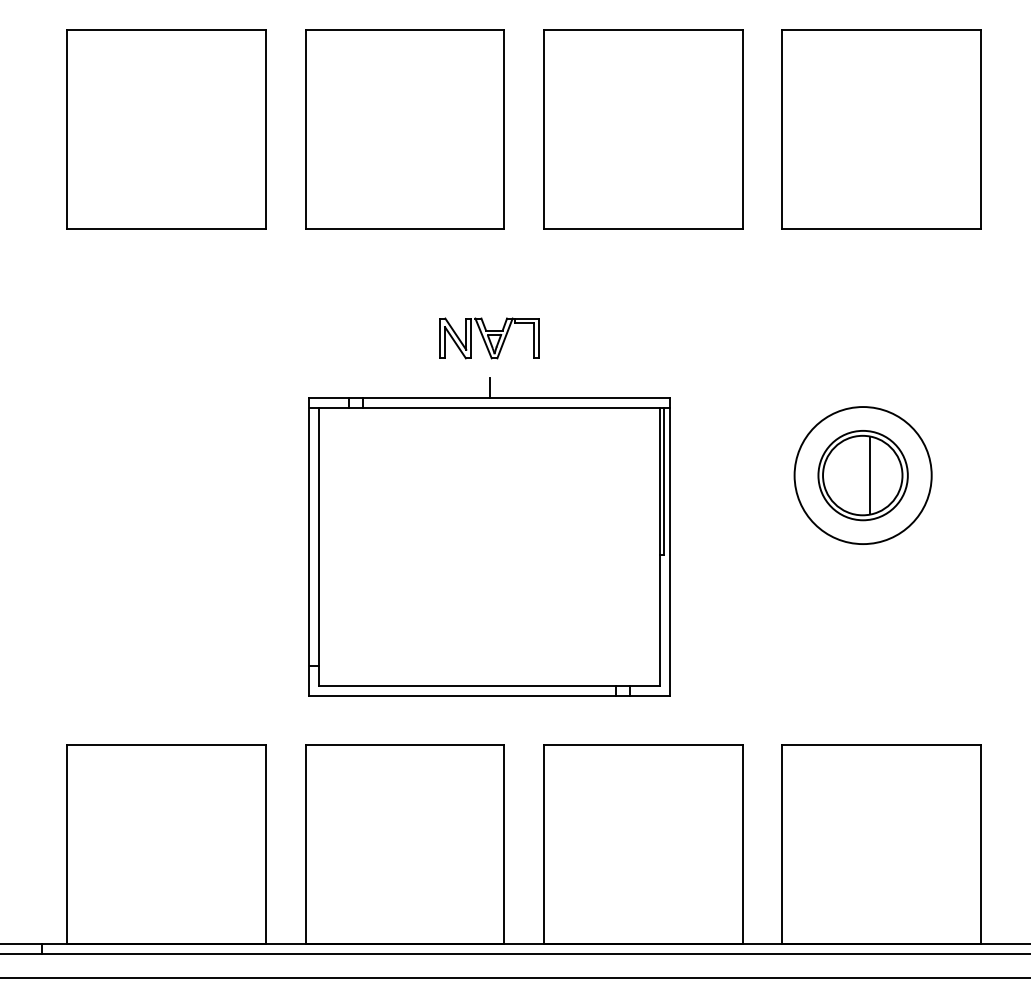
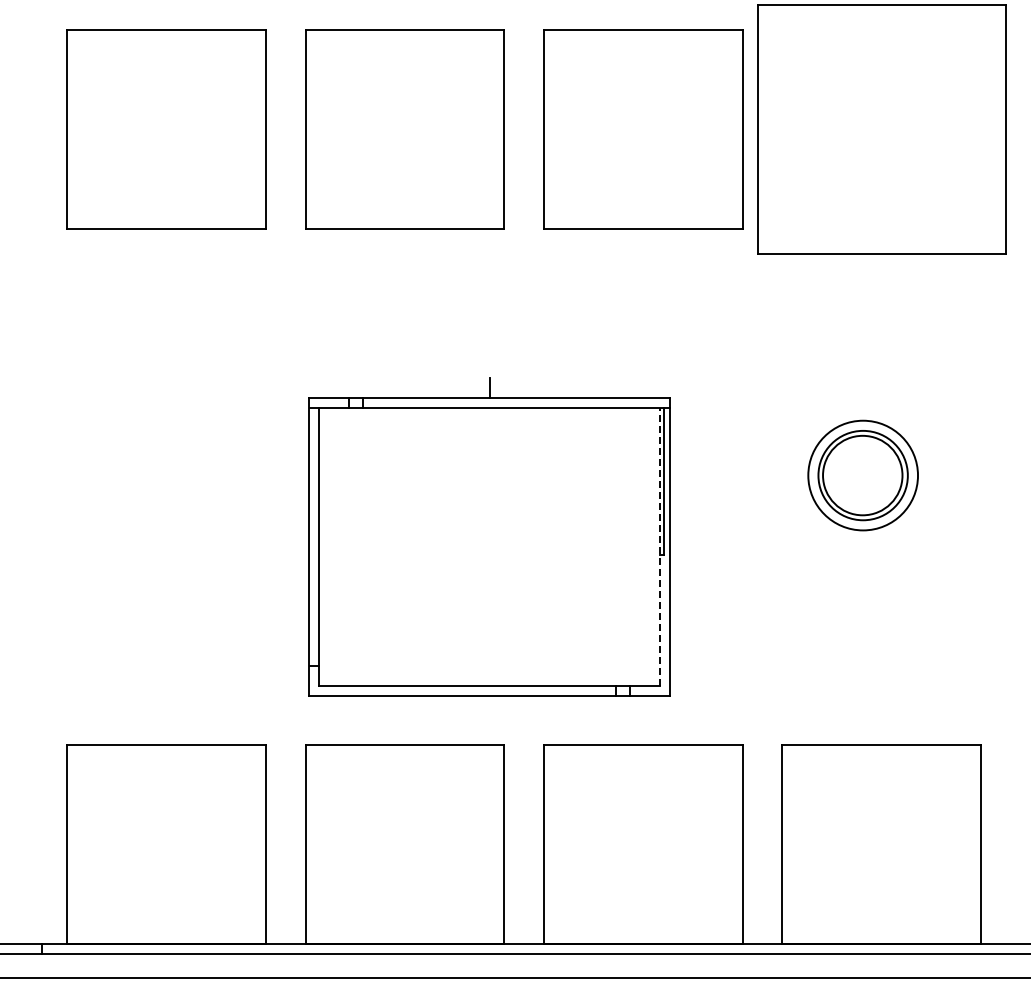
part size: 201x201 px -> 250x251 px (881, 129)
part: present -> none (489, 338)
circle diameter: 137 px -> 110 px (863, 475)
line: present -> none (870, 475)
line: solid -> dashed (659, 546)
